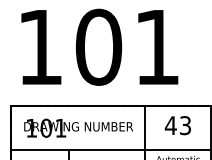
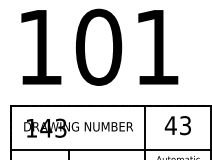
text: 101 -> 143 (53, 127)
